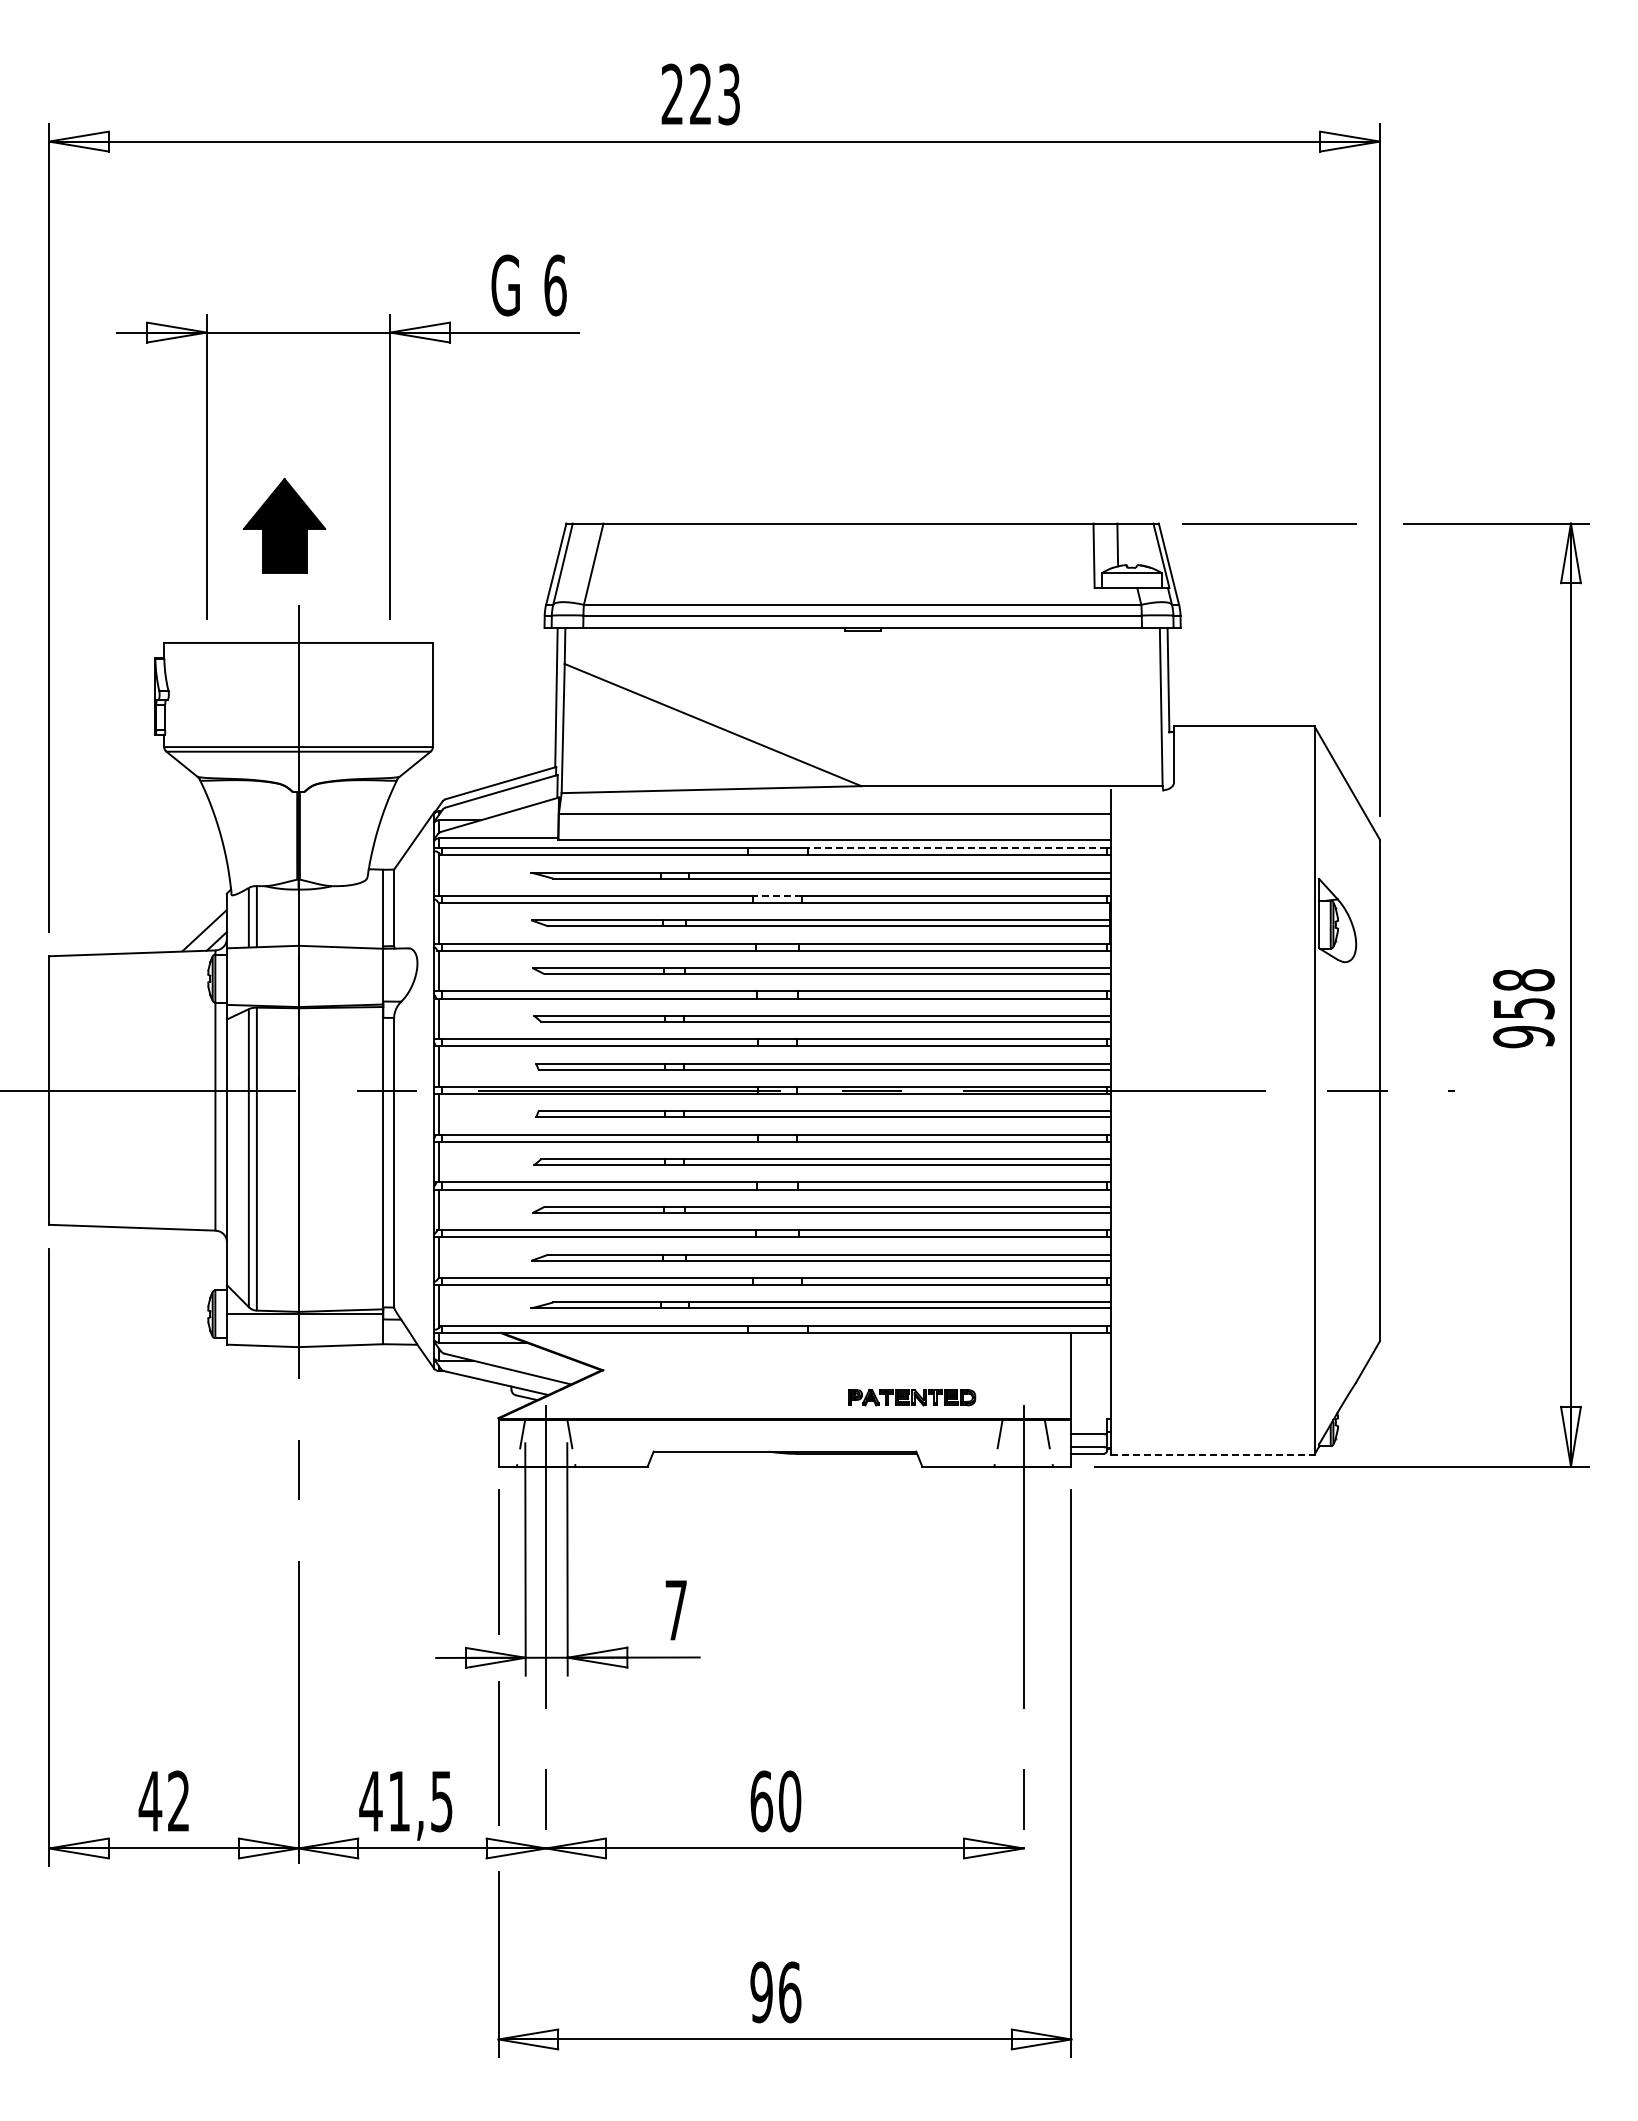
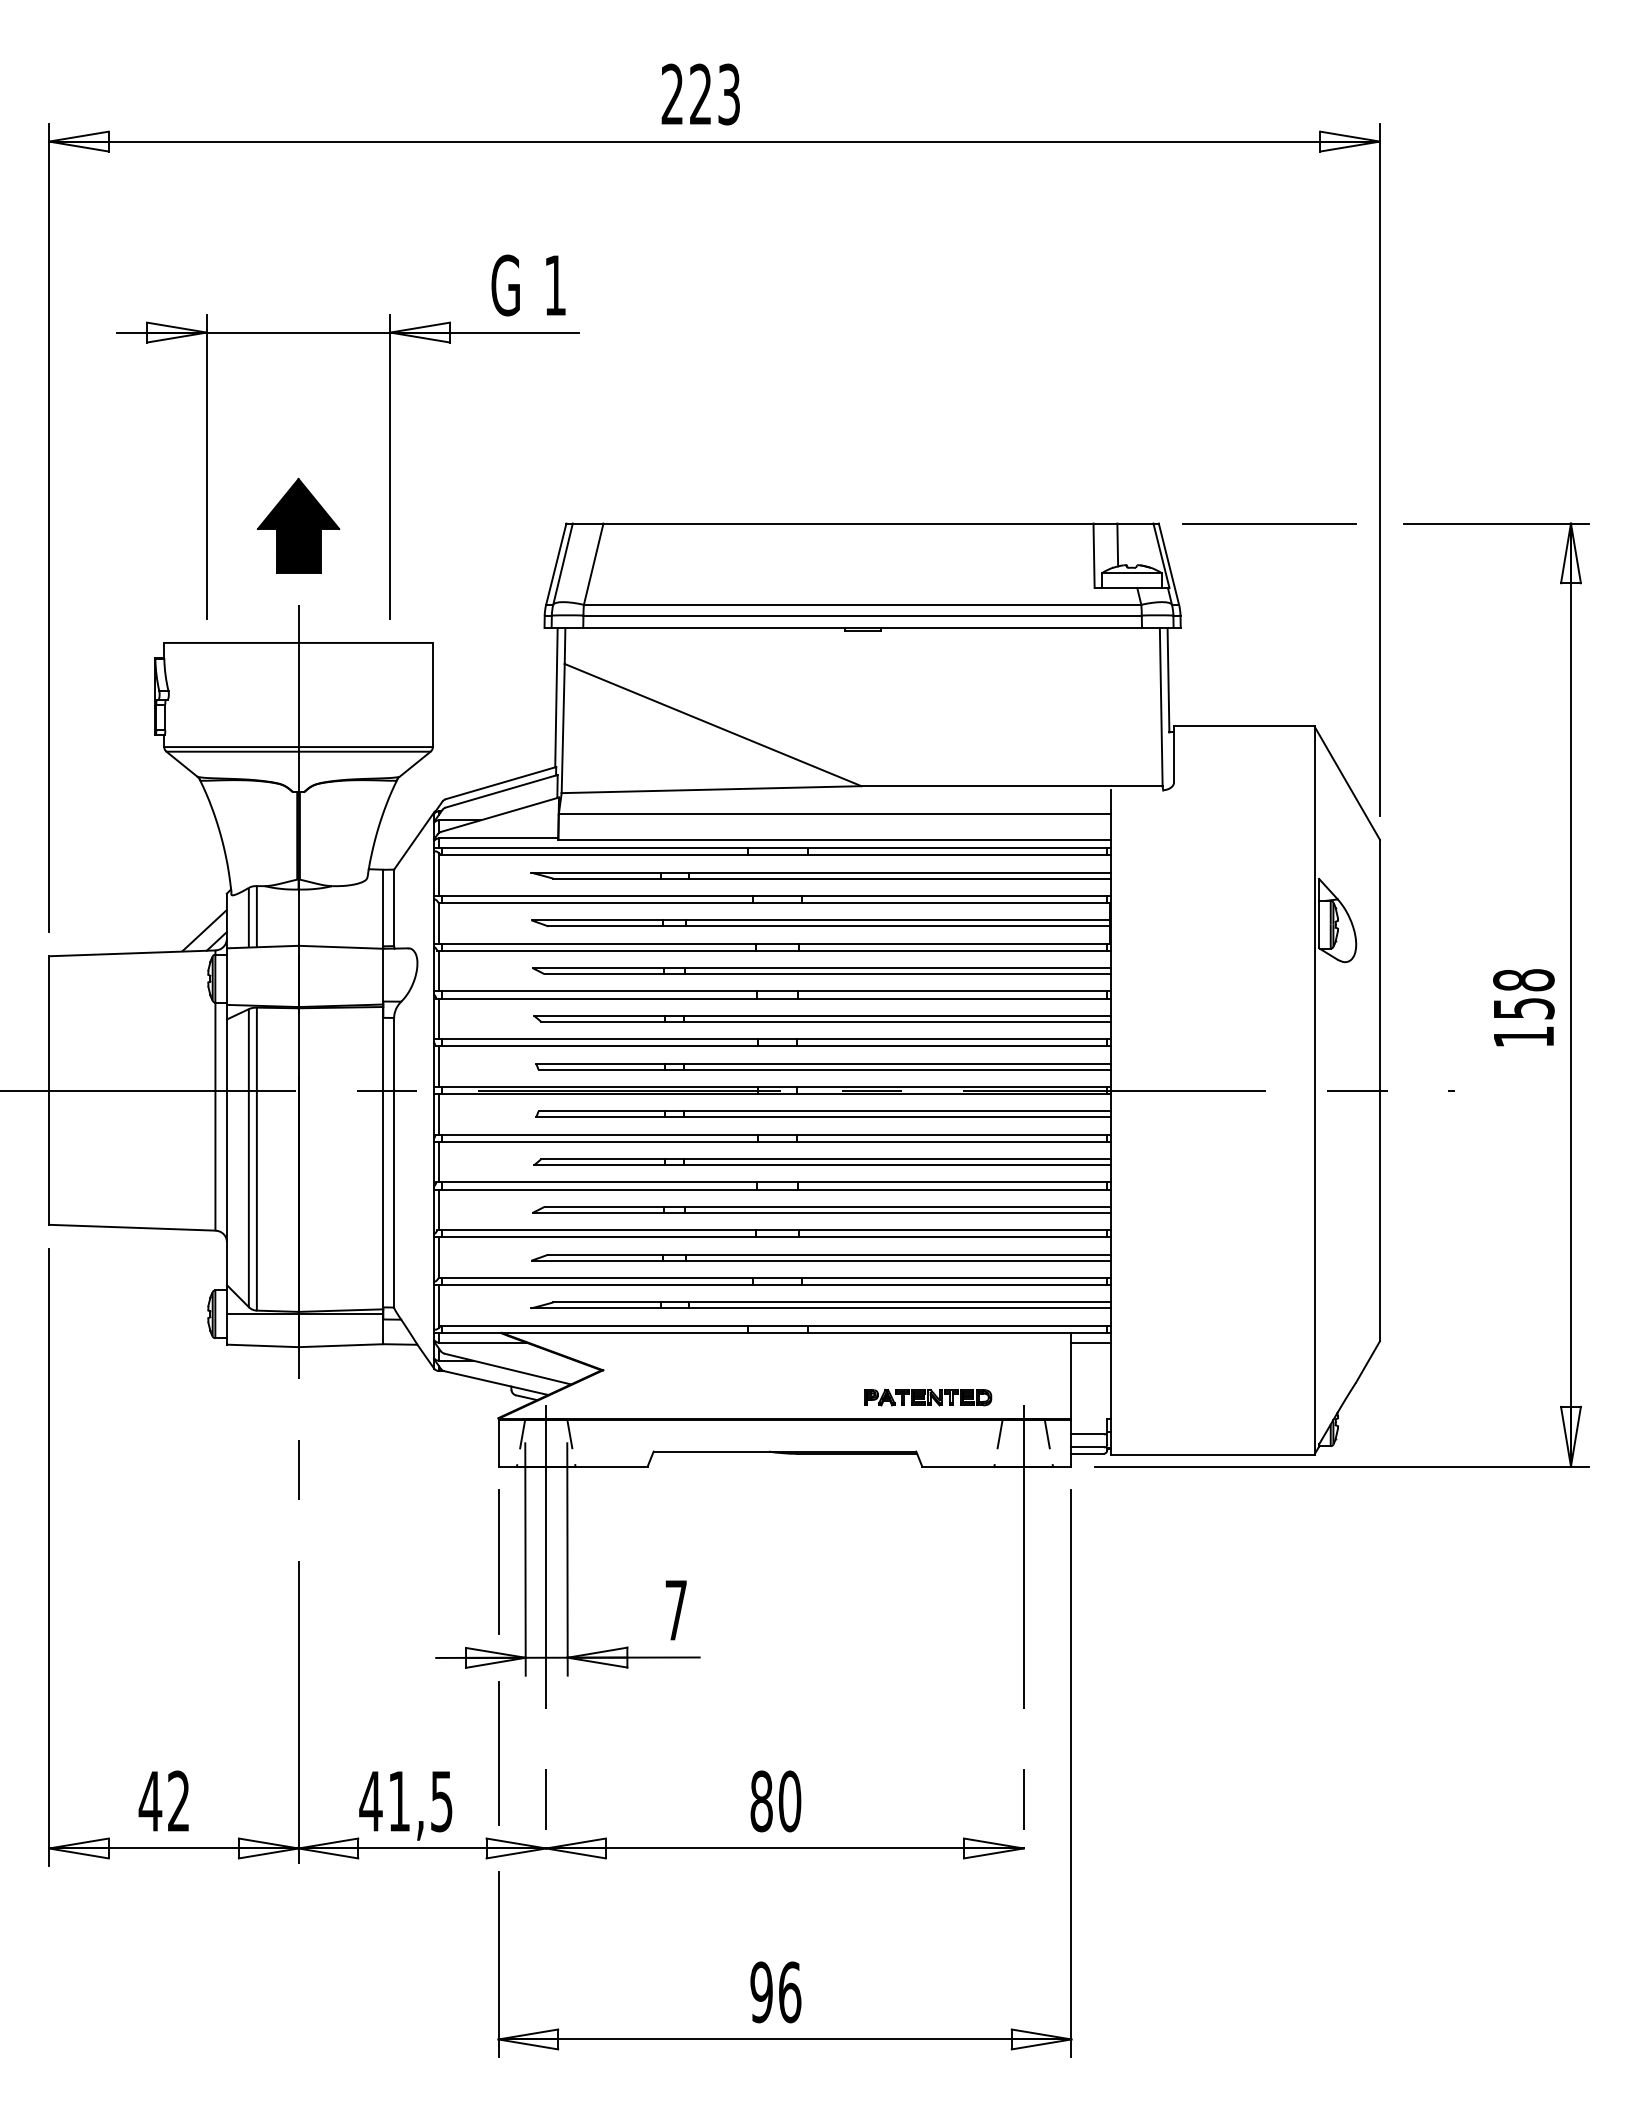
text: 6 -> 1 (555, 285)
part position: (284, 525) -> (298, 525) (298, 525)
line: dashed -> solid (957, 848)
line: dashed -> solid (777, 895)
text: 958 -> 158 (1523, 1037)
line: none -> present (1091, 1342)
part position: (912, 1397) -> (928, 1397) (928, 1397)
line: dashed -> solid (1212, 1454)
text: 60 -> 80 (761, 1801)
